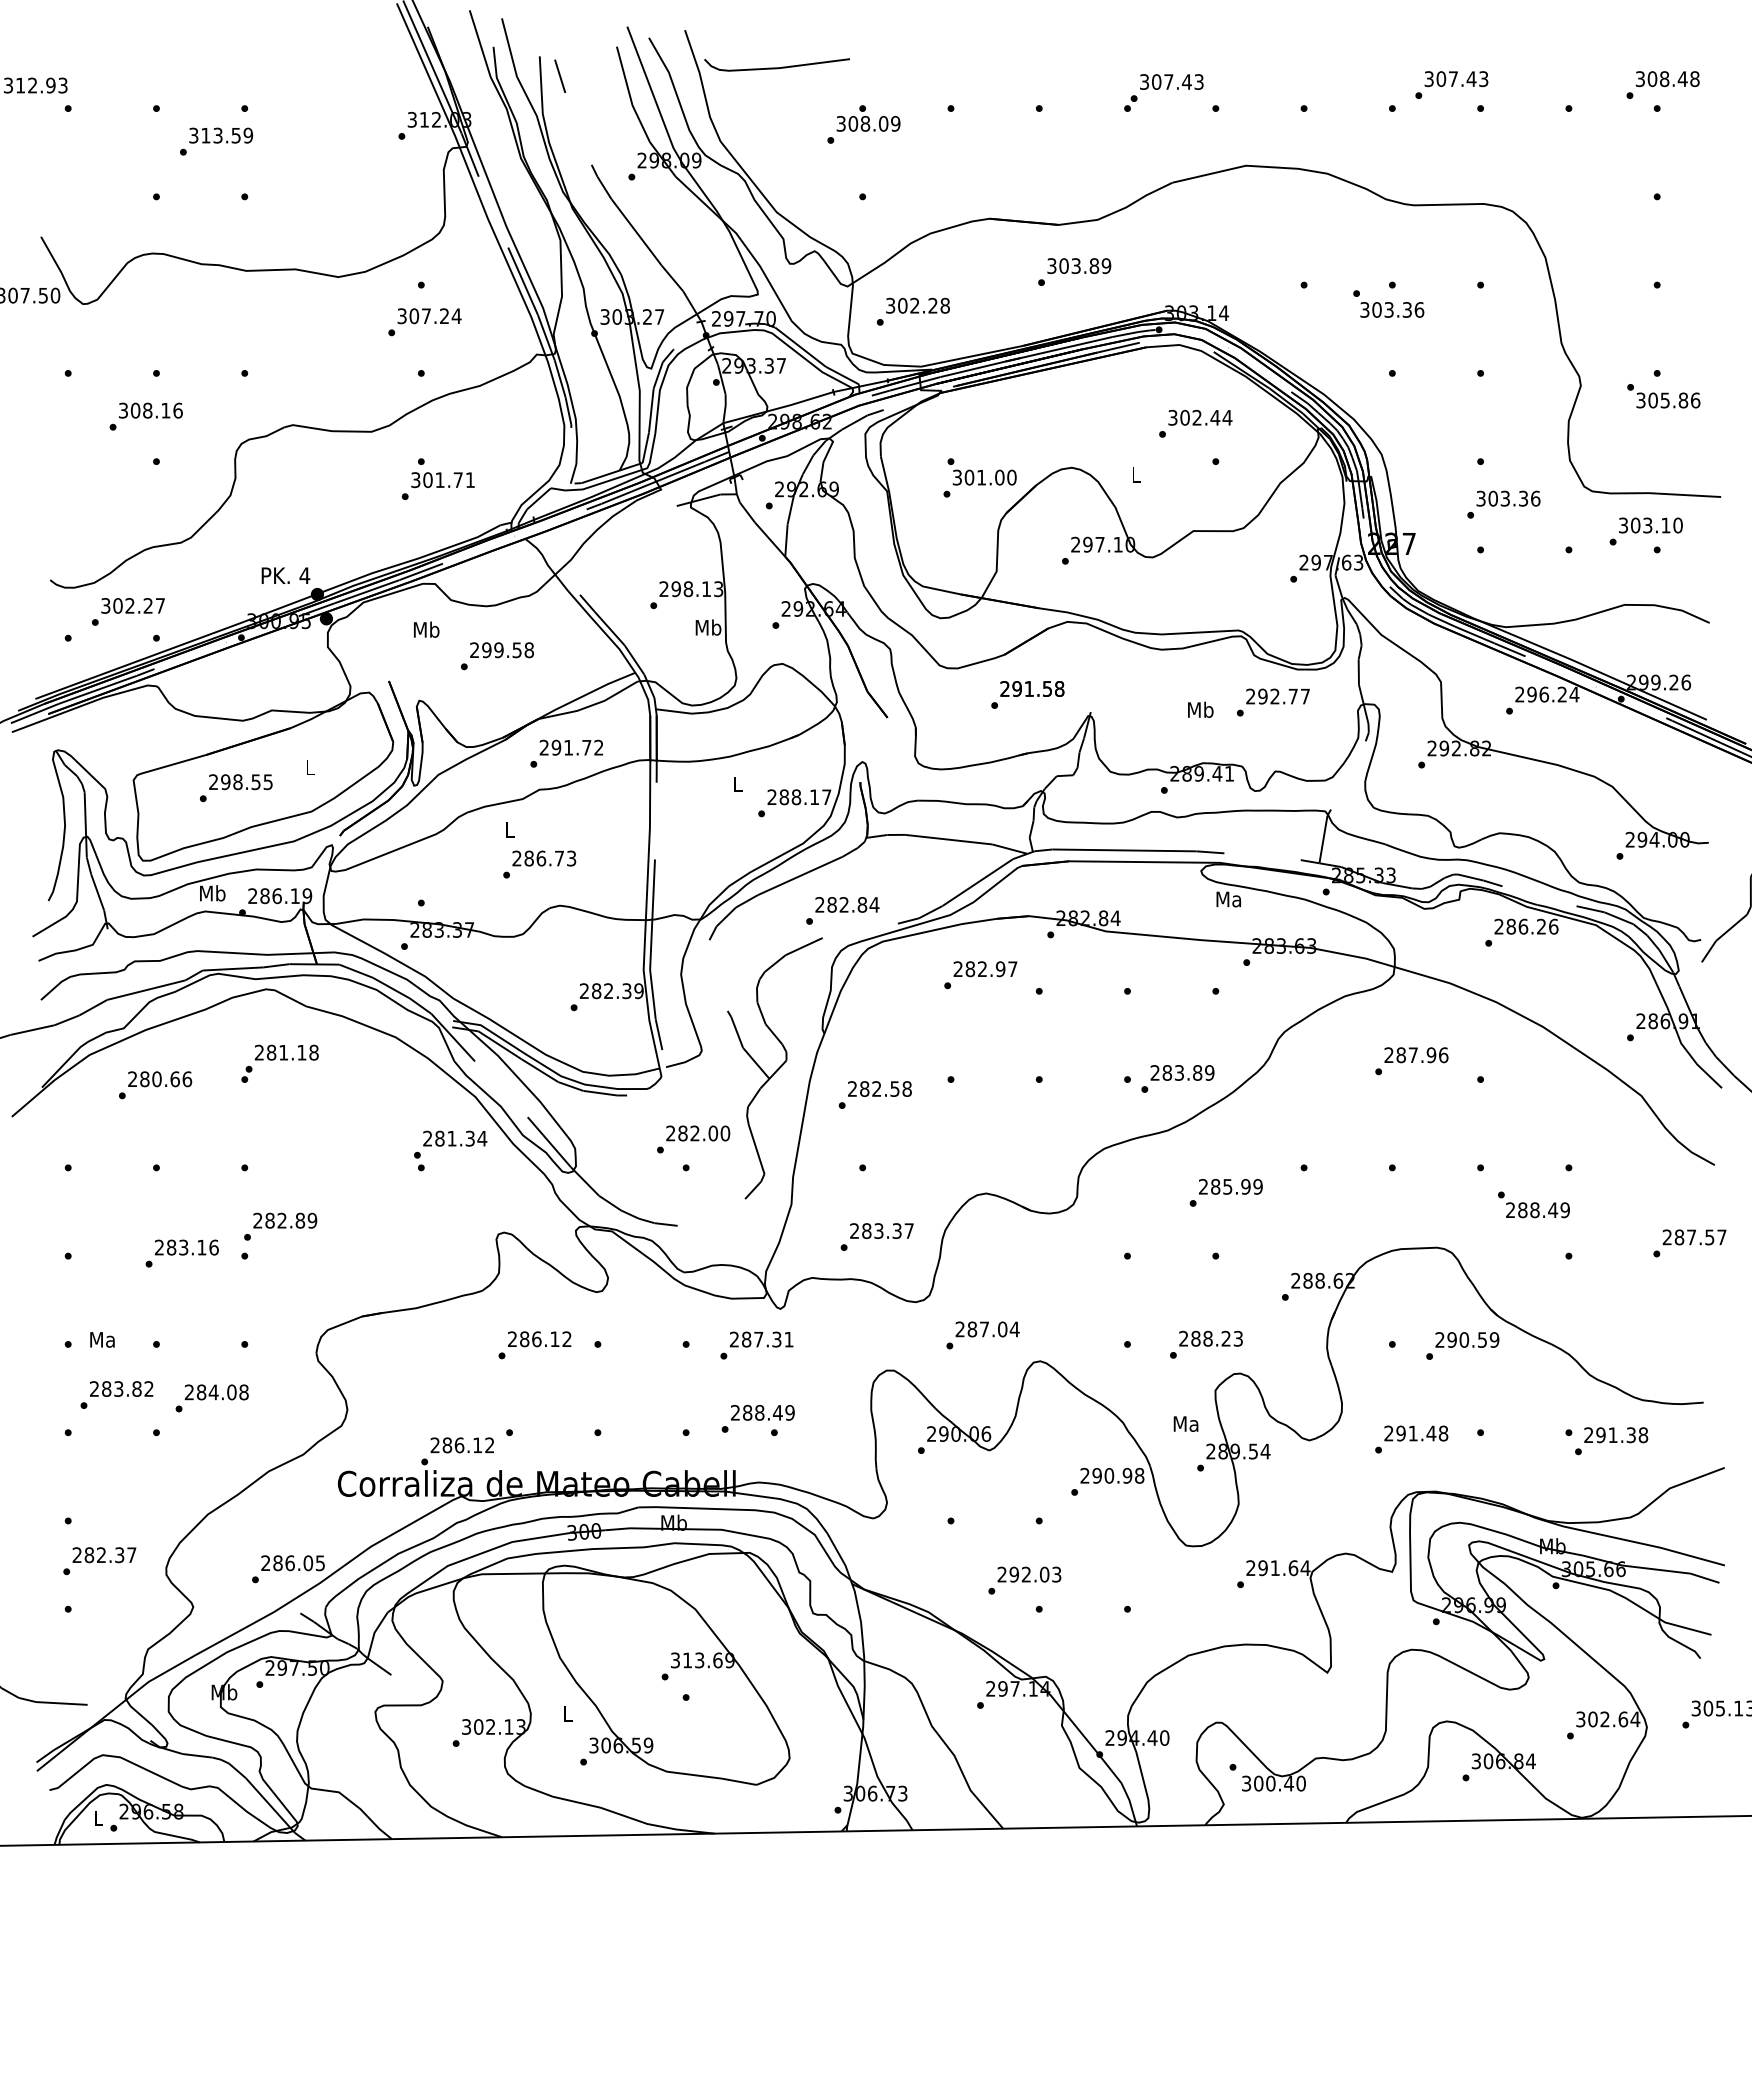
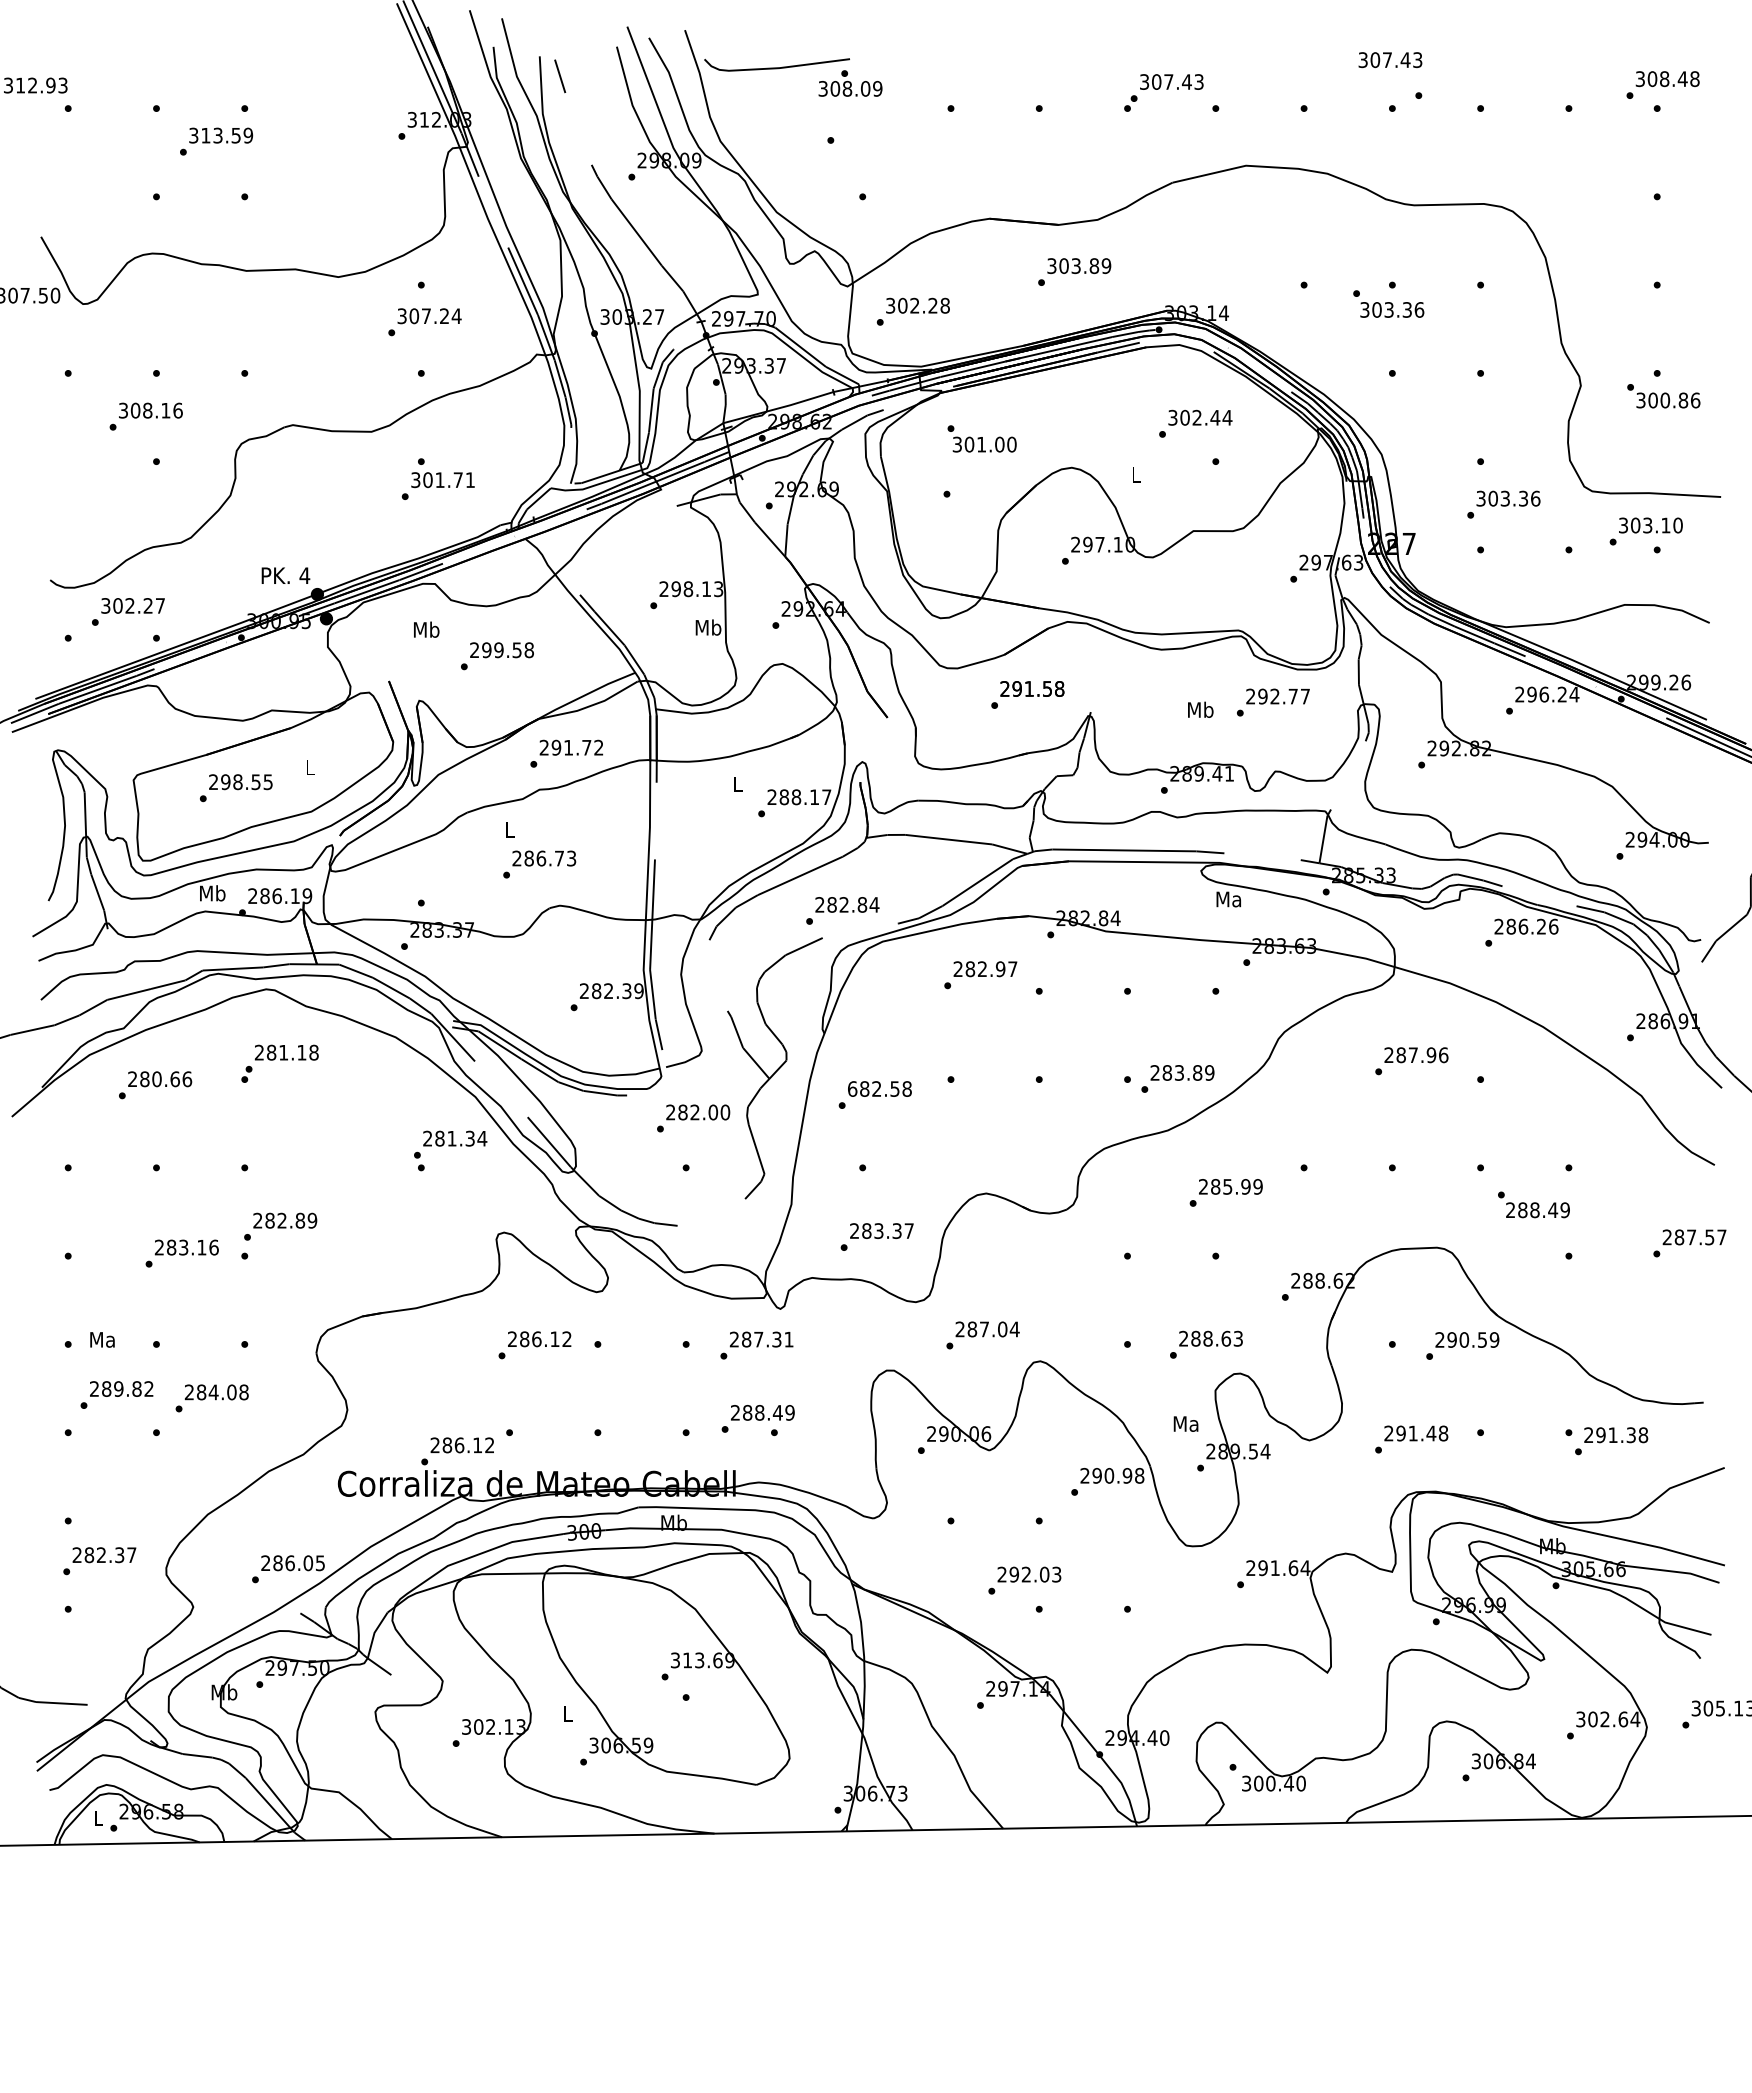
text position: (1456, 79) -> (1390, 60) (1390, 60)
text position: (868, 118) -> (850, 83) (850, 83)
text: 305.86 -> 300.86 (1665, 400)
text position: (981, 471) -> (981, 438) (981, 438)
text: 282.58 -> 682.58 (852, 1088)
text position: (693, 1139) -> (693, 1118) (693, 1118)
text: 288.23 -> 288.63 (1226, 1338)
text: 283.82 -> 289.82 (118, 1388)
